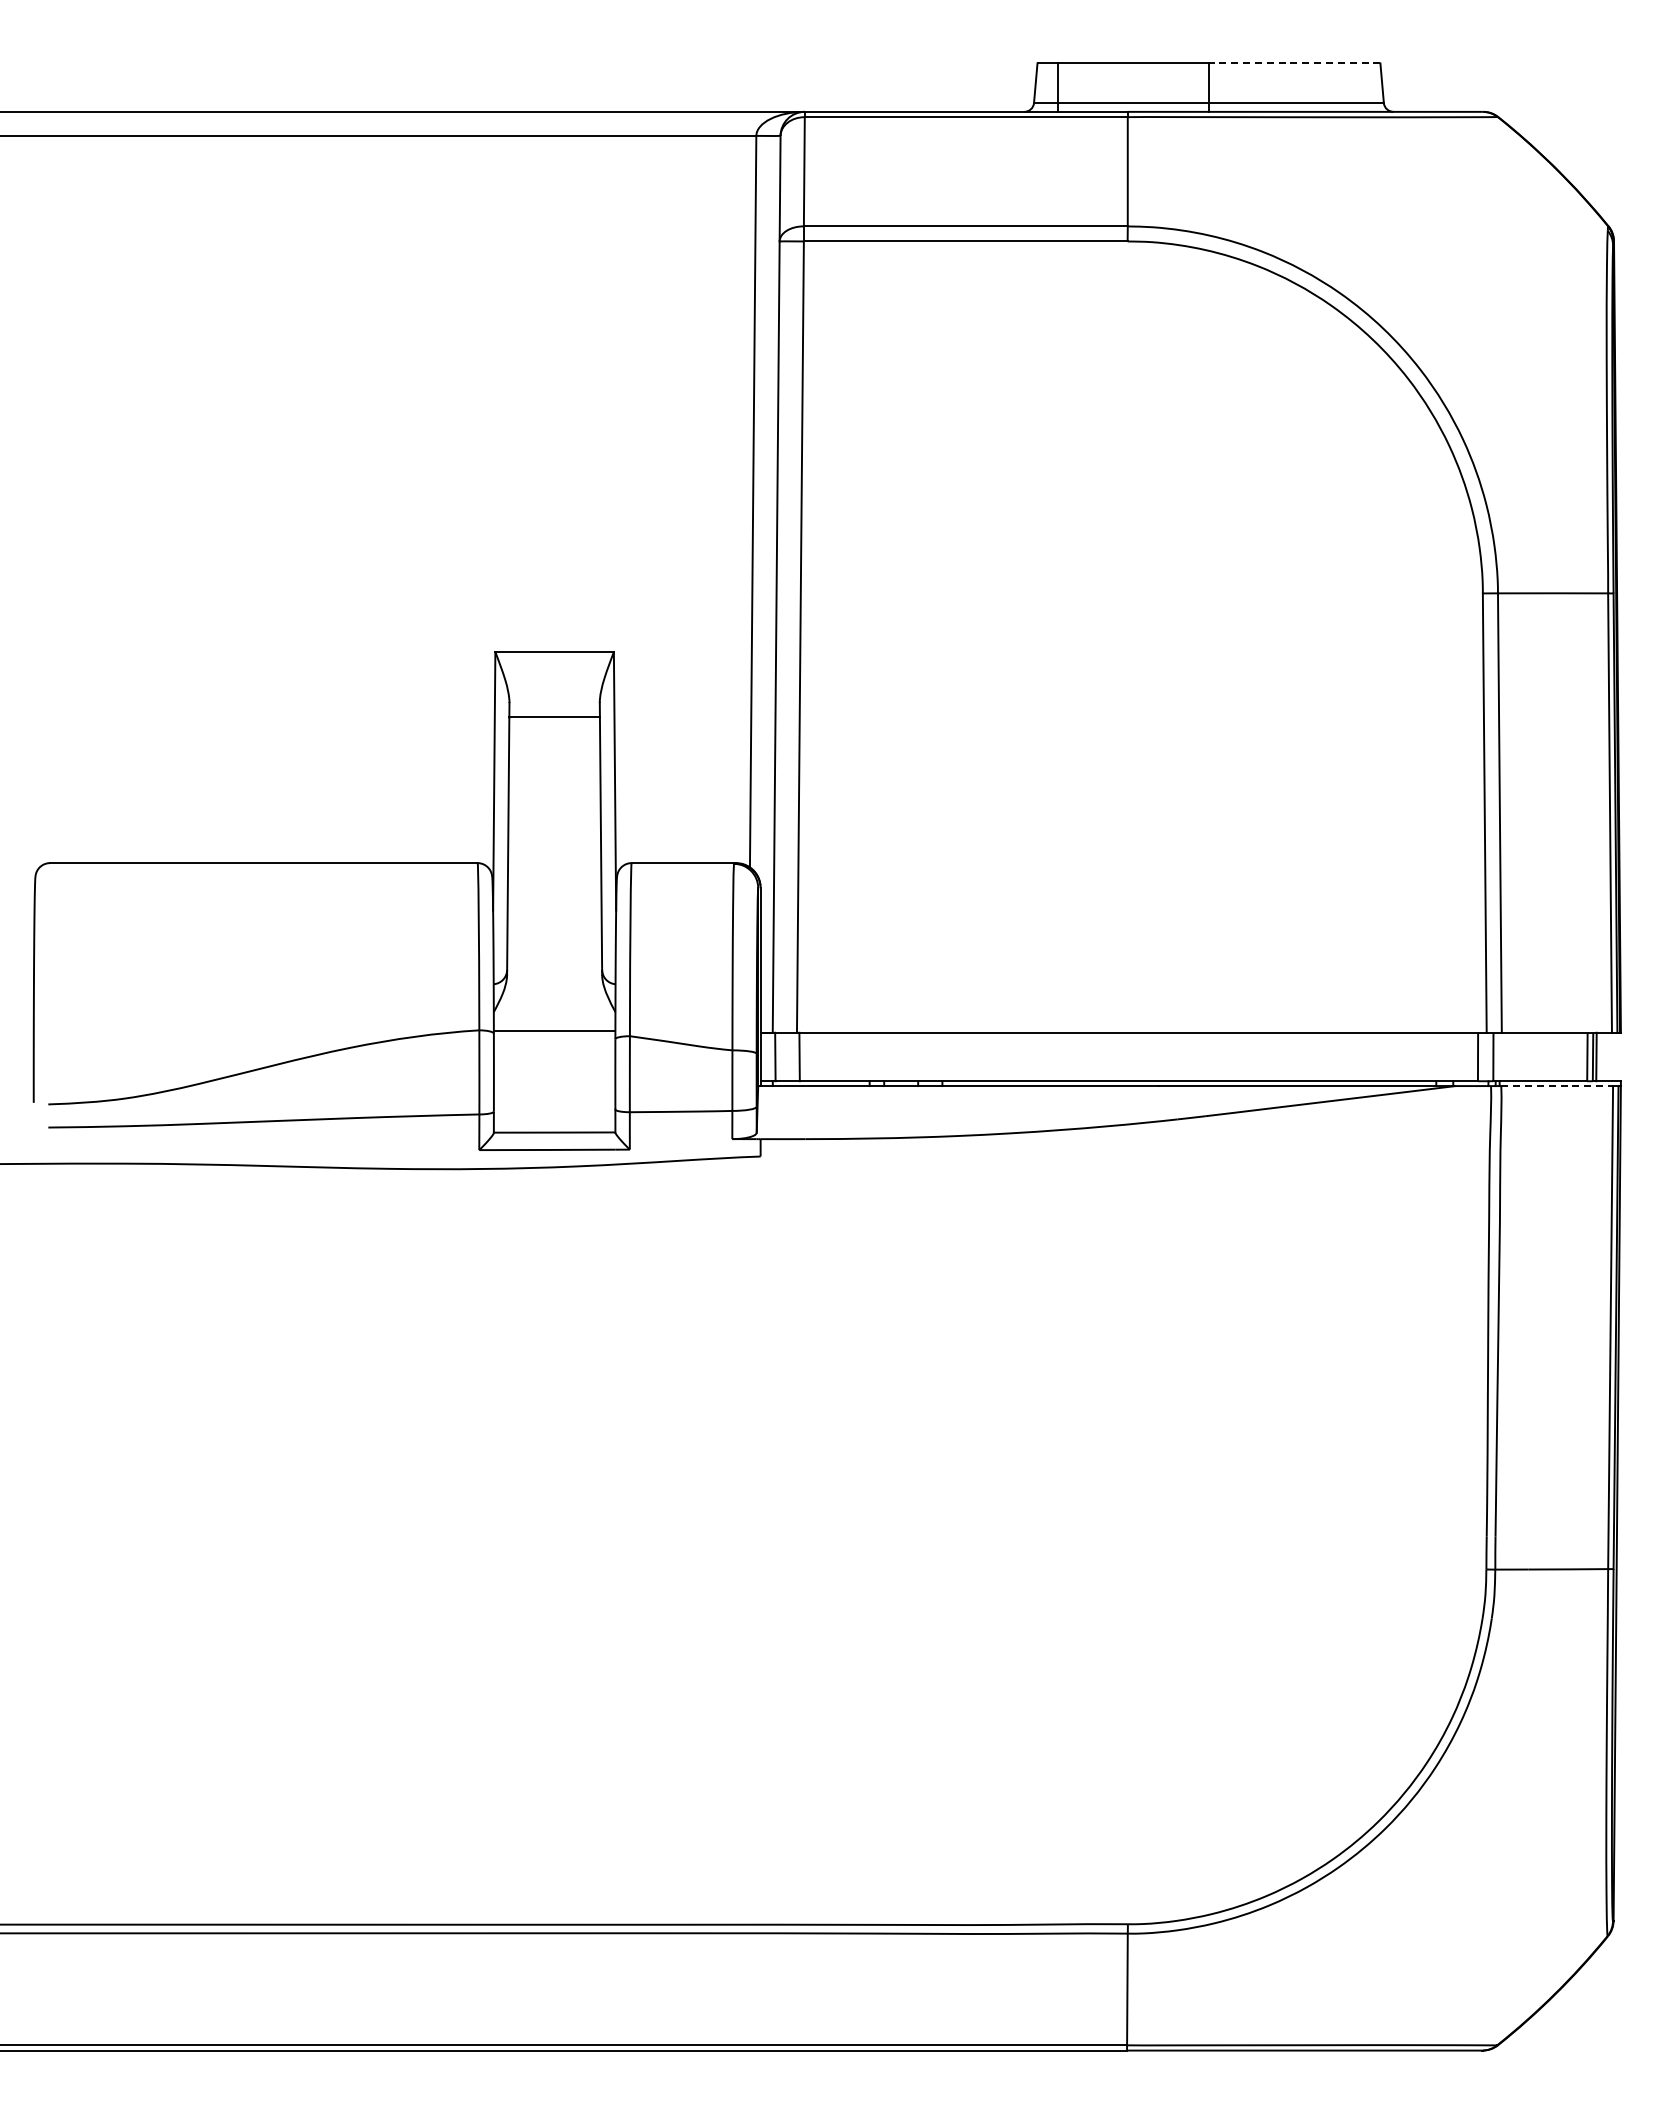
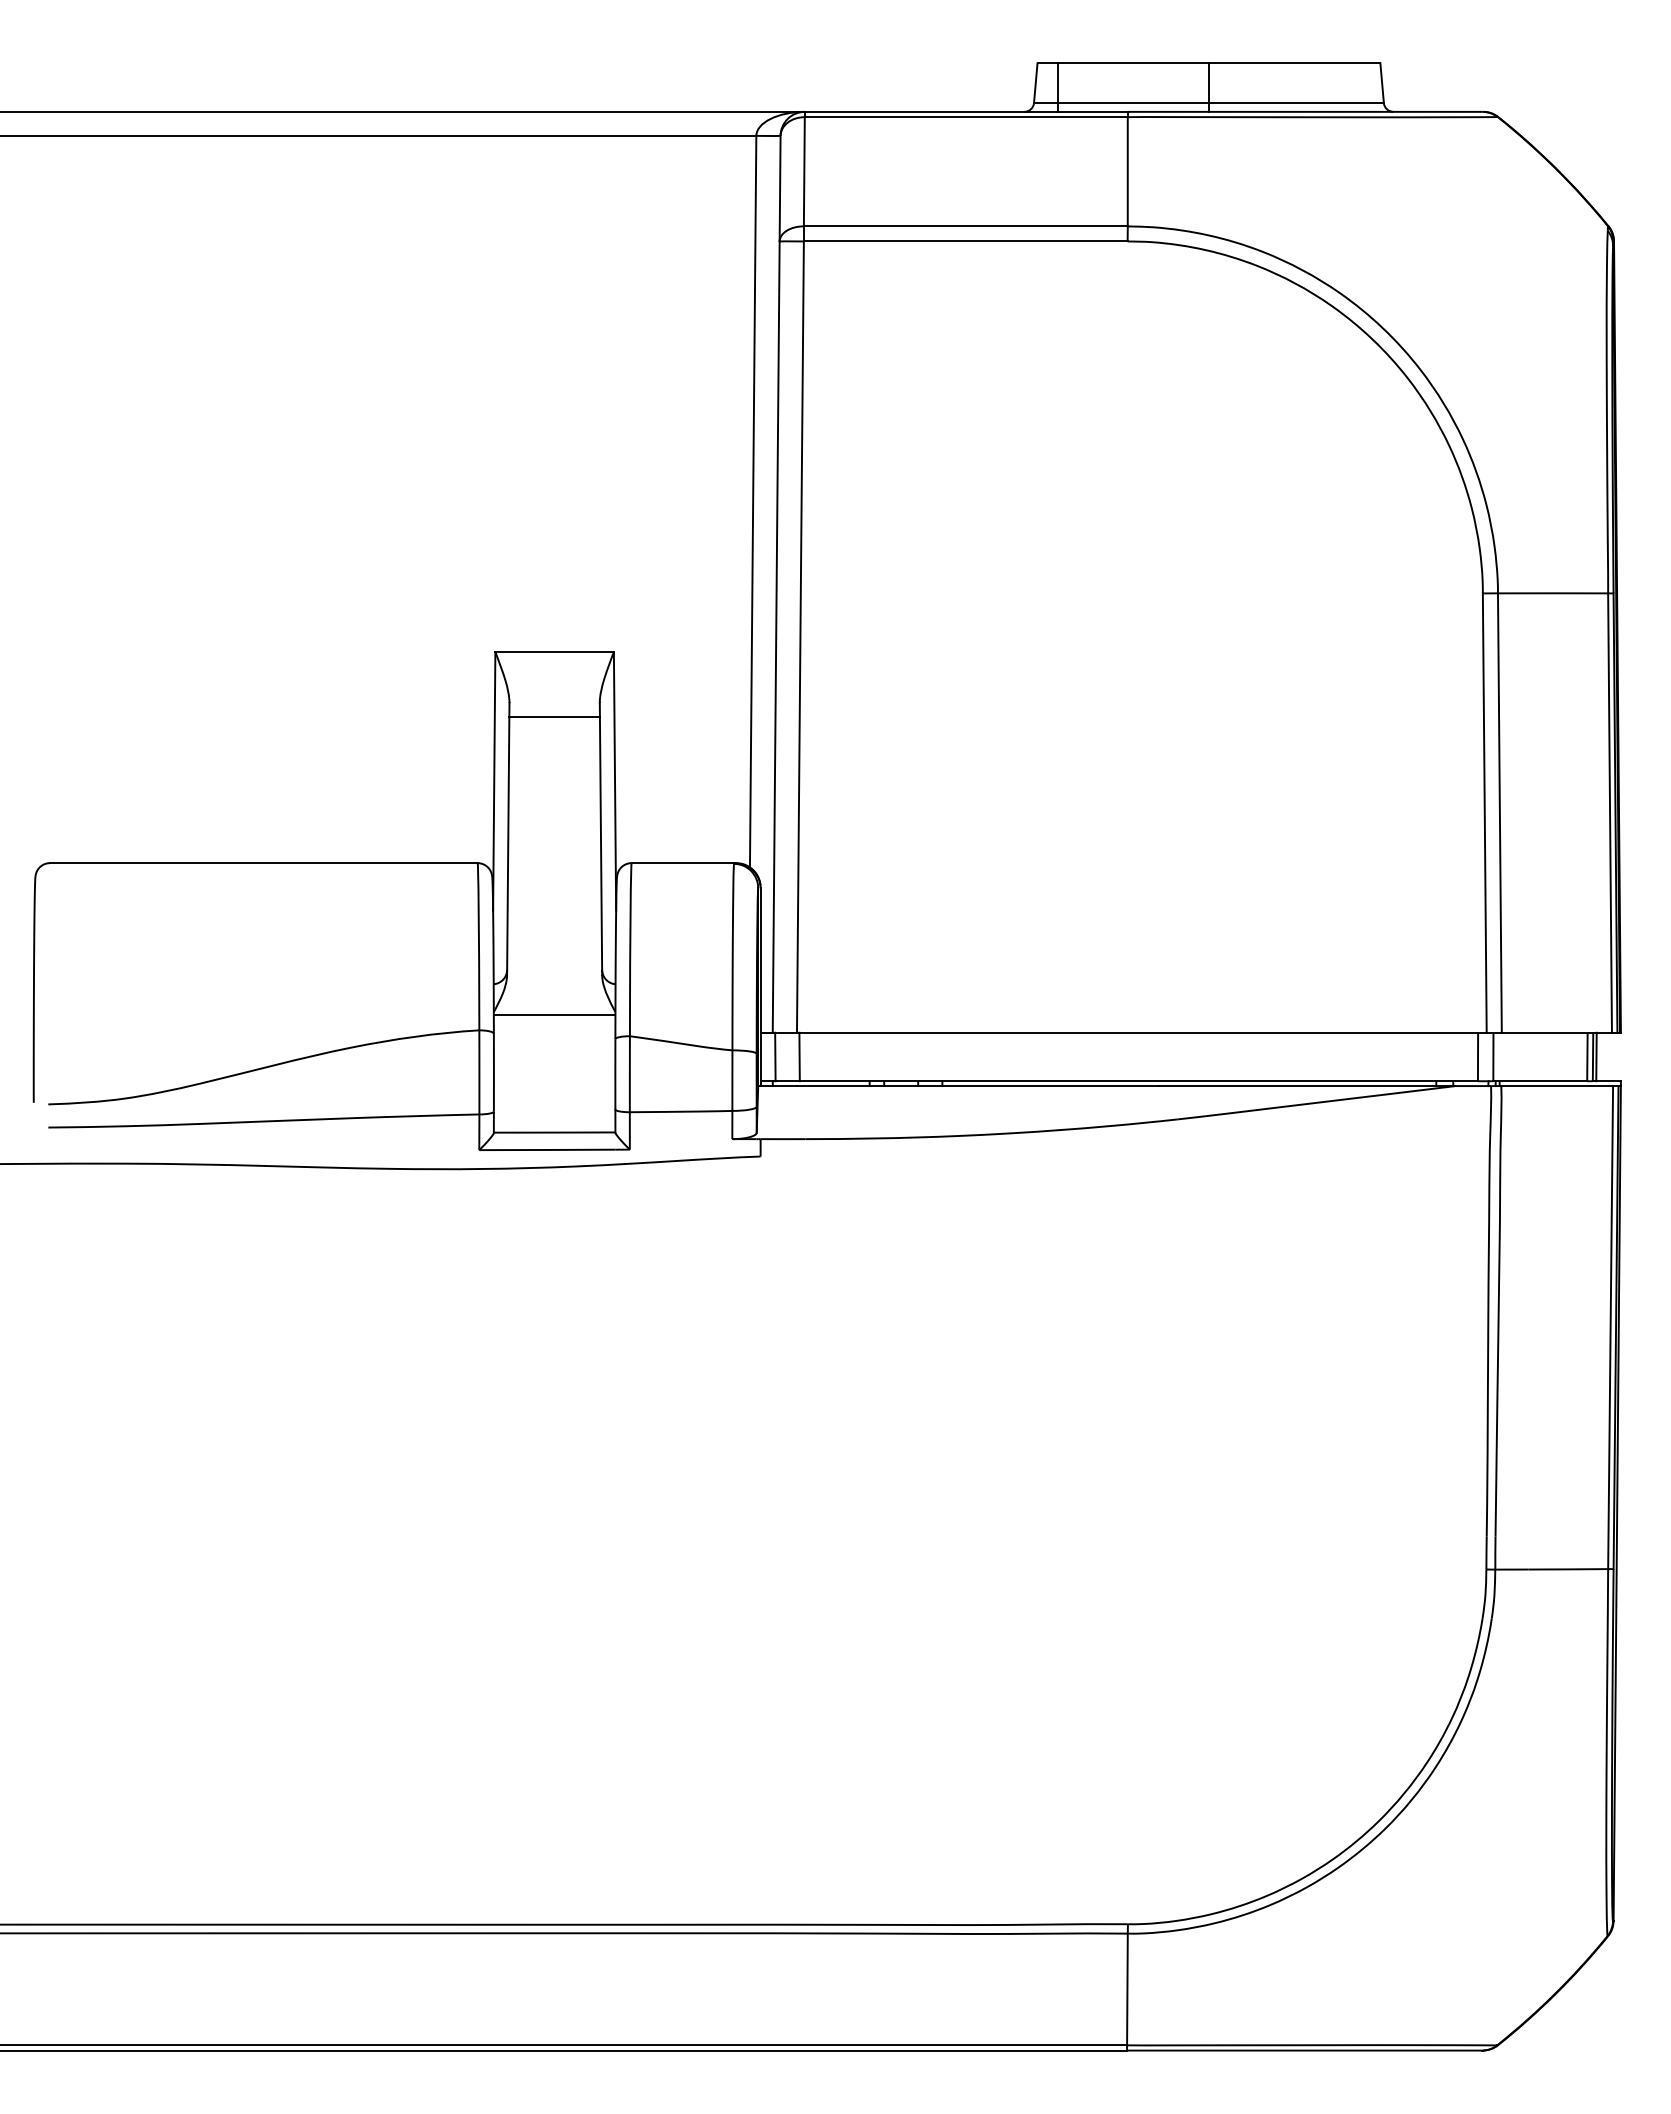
line: dashed -> solid (1294, 63)
line position: (554, 1030) -> (554, 1014) (554, 1014)
line: dashed -> solid (1557, 1086)
